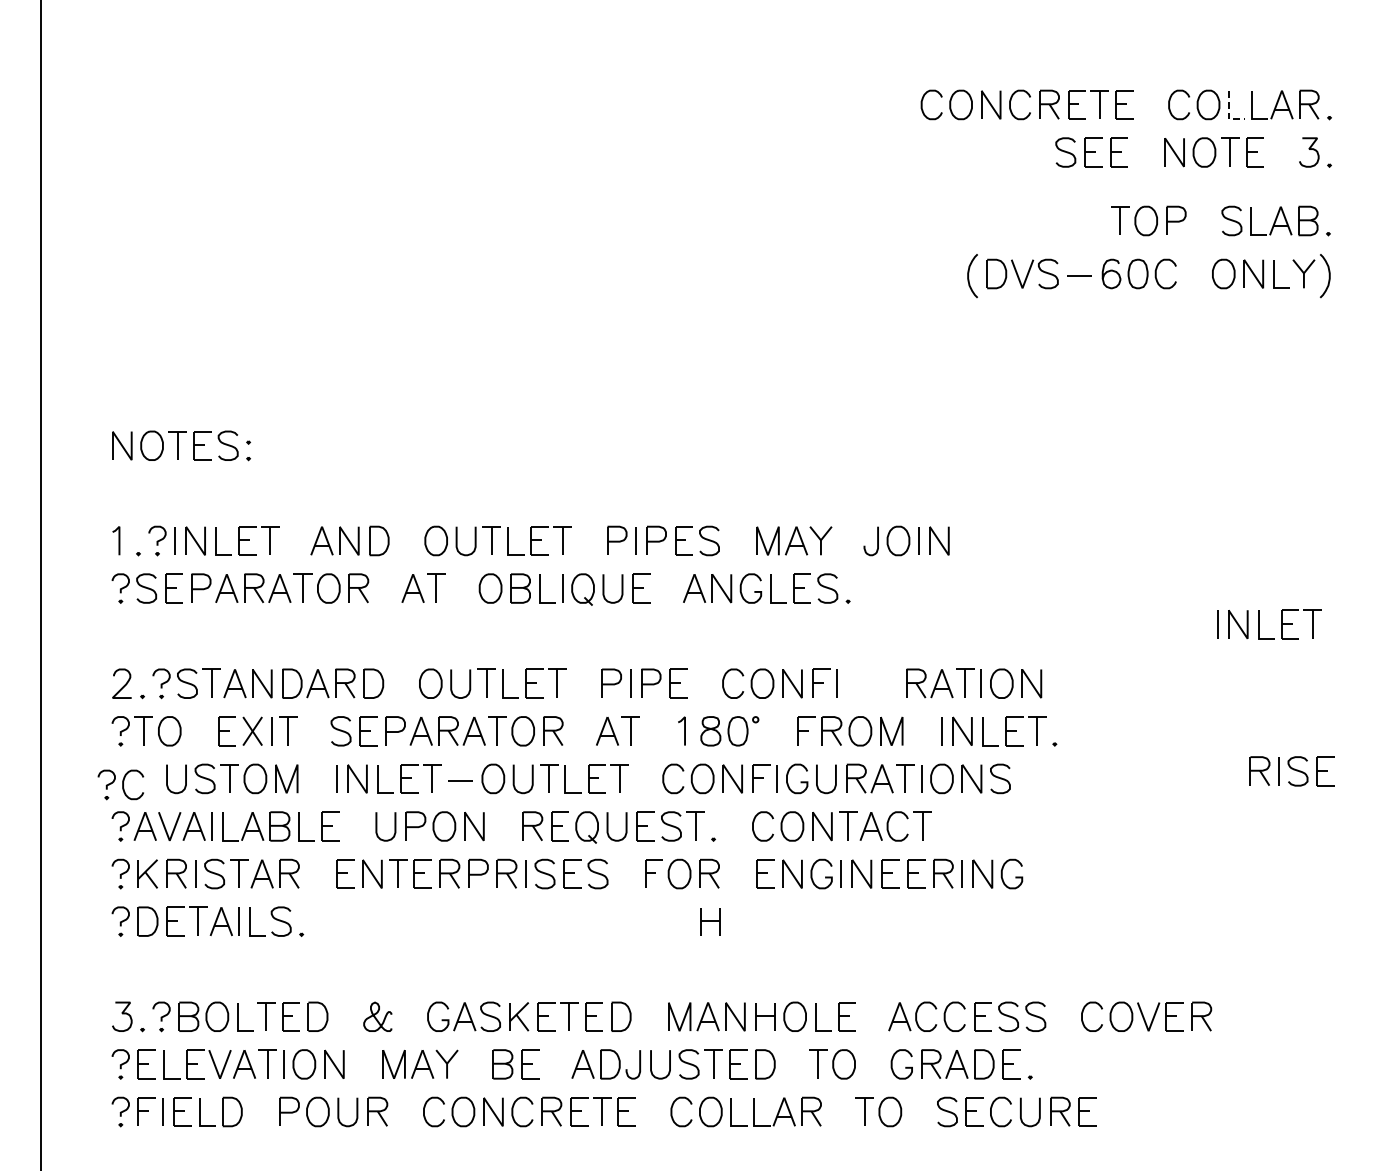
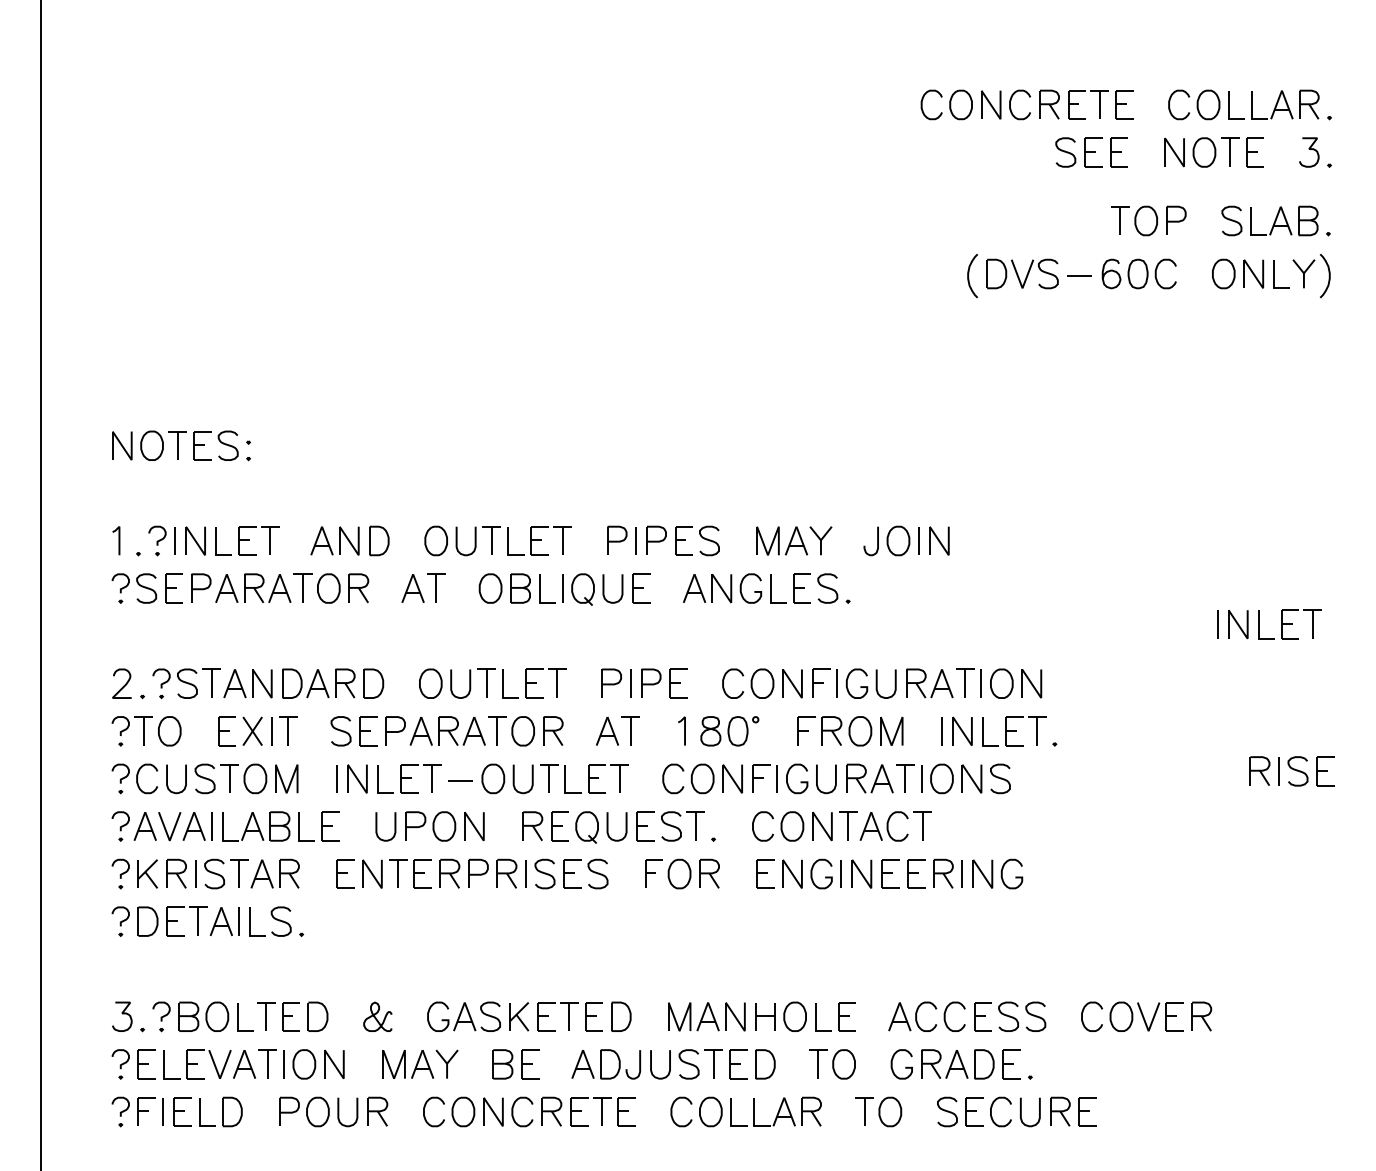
line: dashed -> solid (1228, 114)
part: none -> present (870, 683)
part position: (120, 784) -> (134, 778) (134, 778)
part: present -> none (710, 921)
